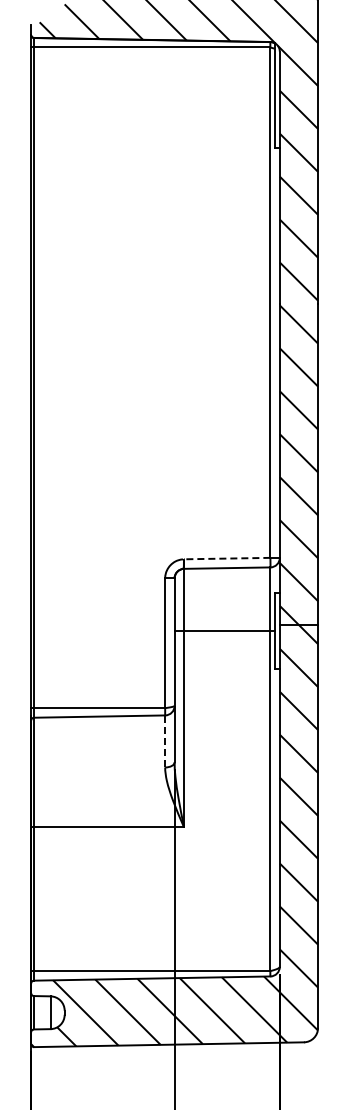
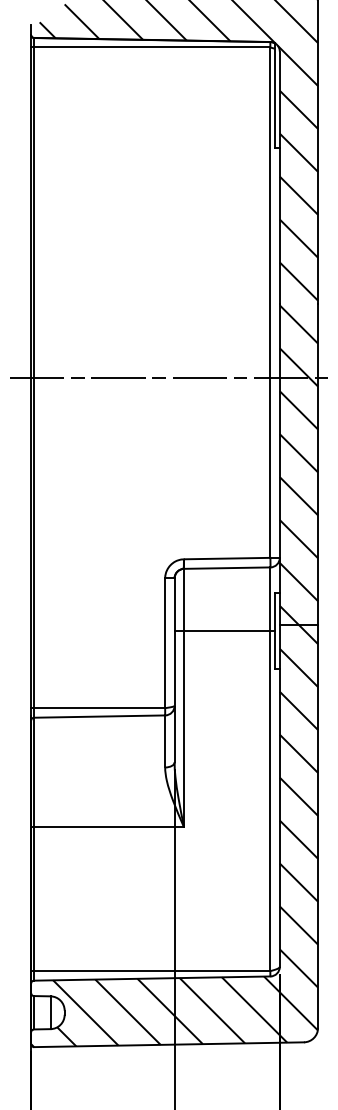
line: none -> present (168, 377)
line: dashed -> solid (226, 558)
line: dashed -> solid (165, 740)
